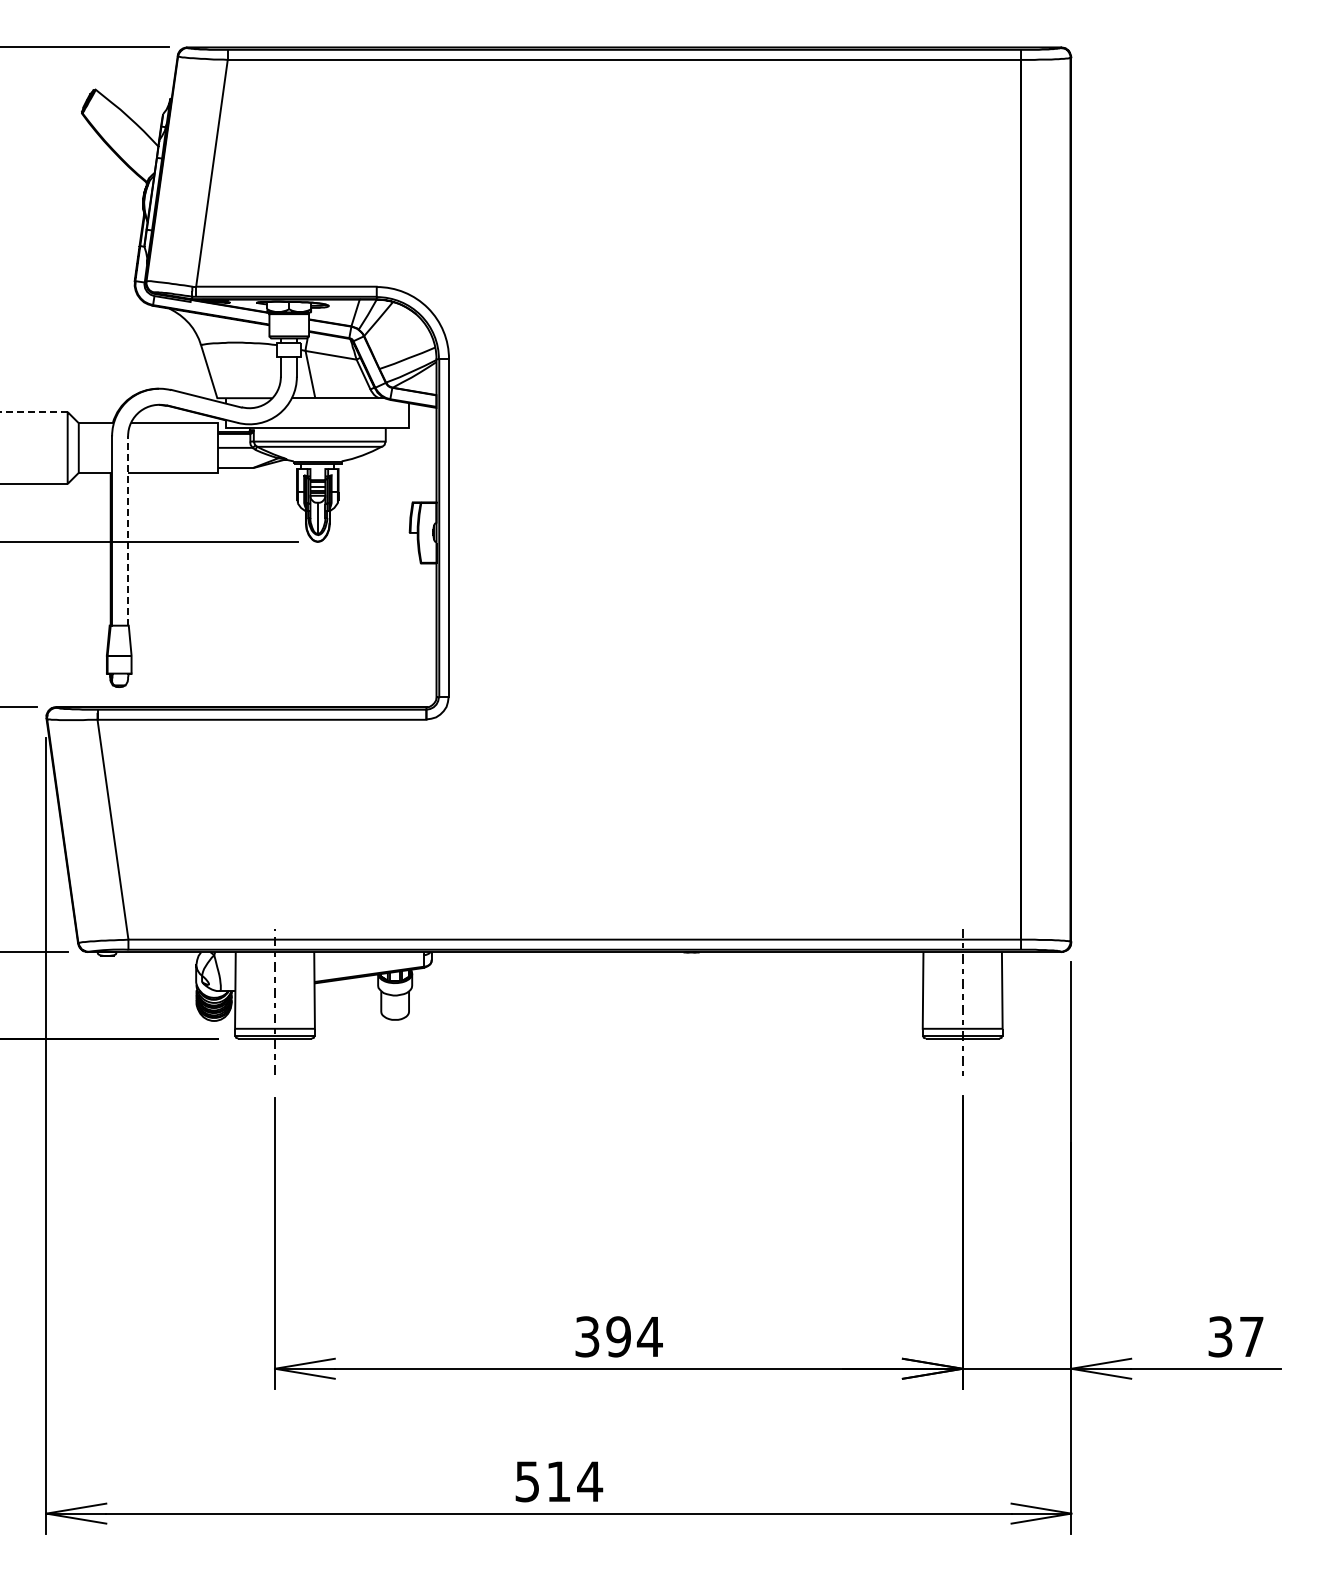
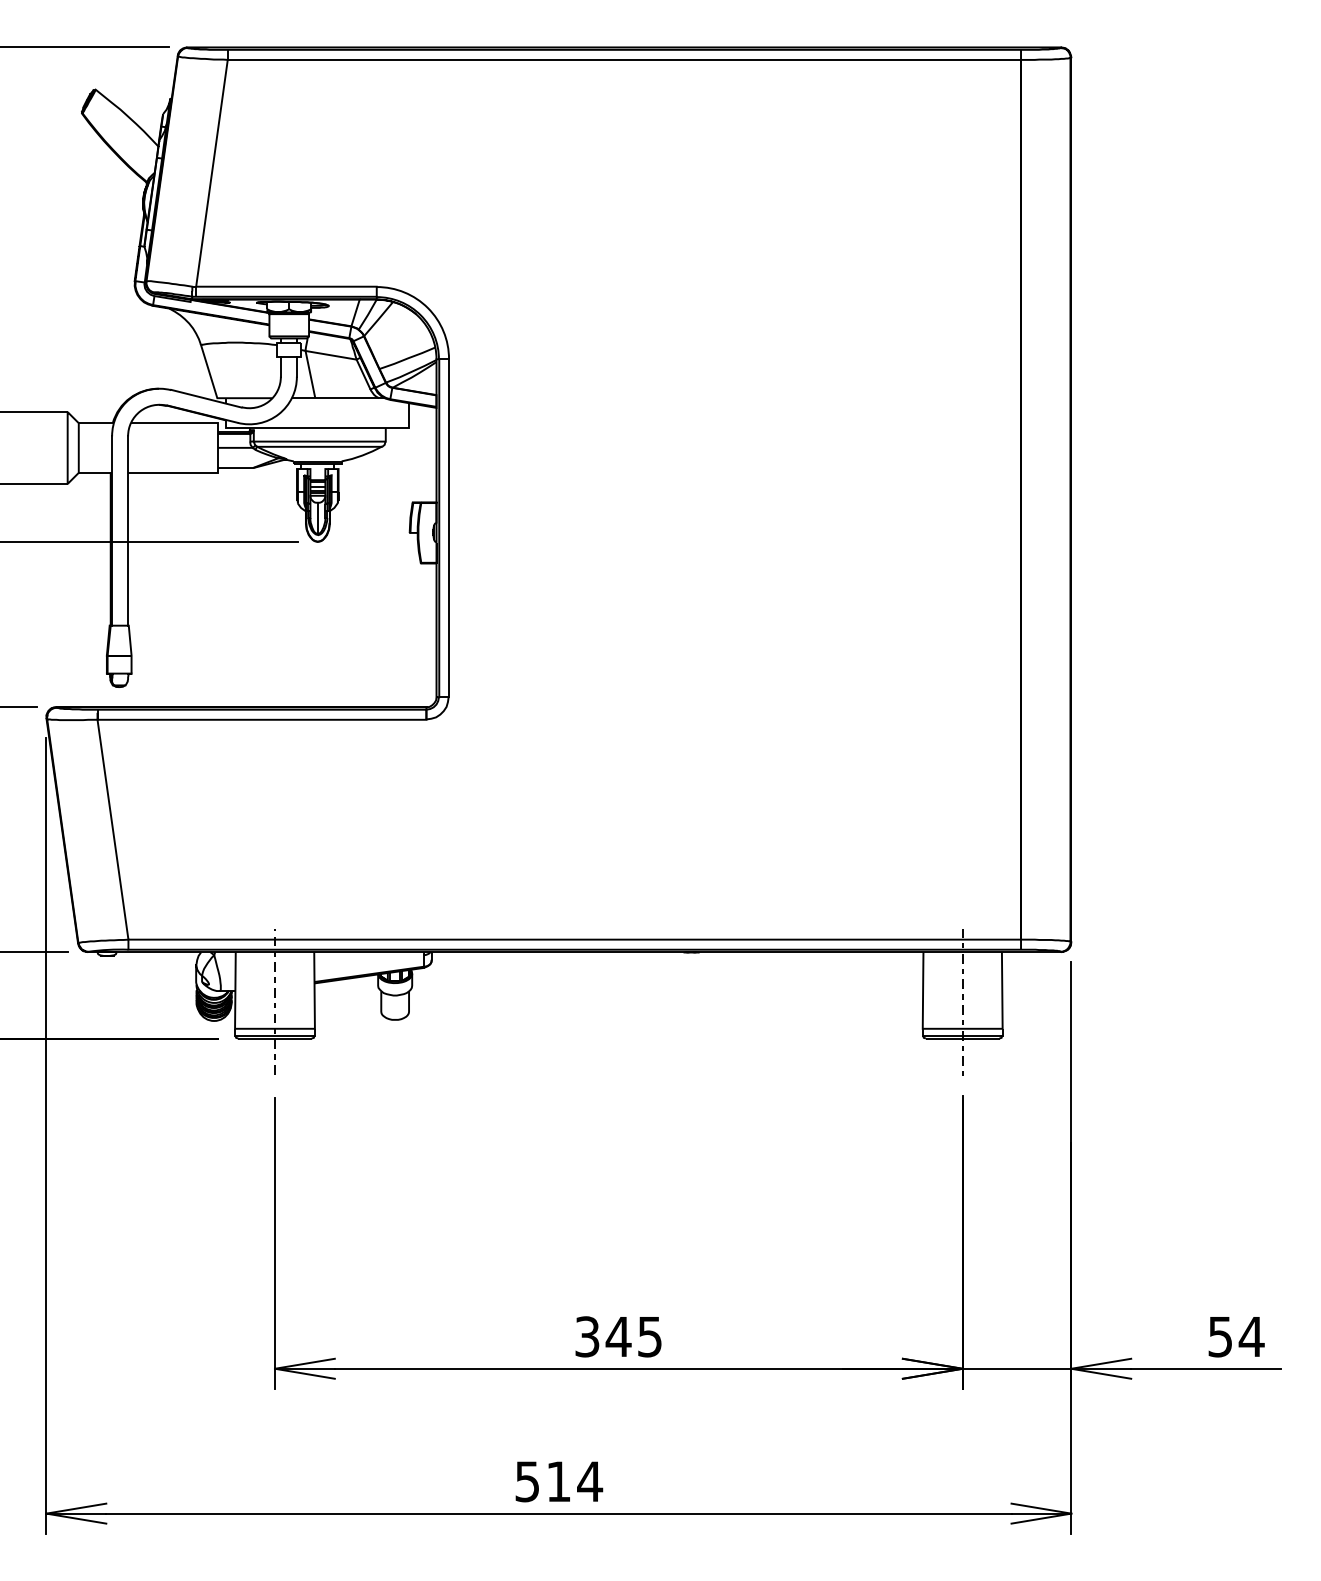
line: dashed -> solid (33, 412)
line: dashed -> solid (127, 531)
text: 394 -> 345 (633, 1336)
text: 37 -> 54 (1236, 1336)
